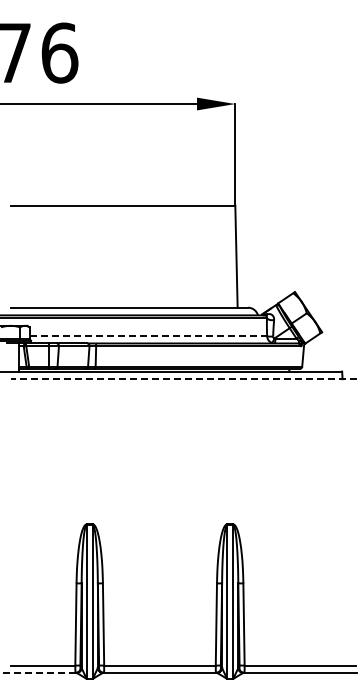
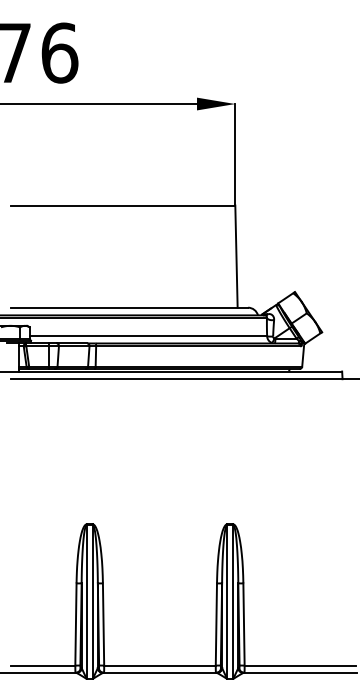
line: dashed -> solid (148, 336)
line: dashed -> solid (184, 379)
line: dashed -> solid (38, 672)
